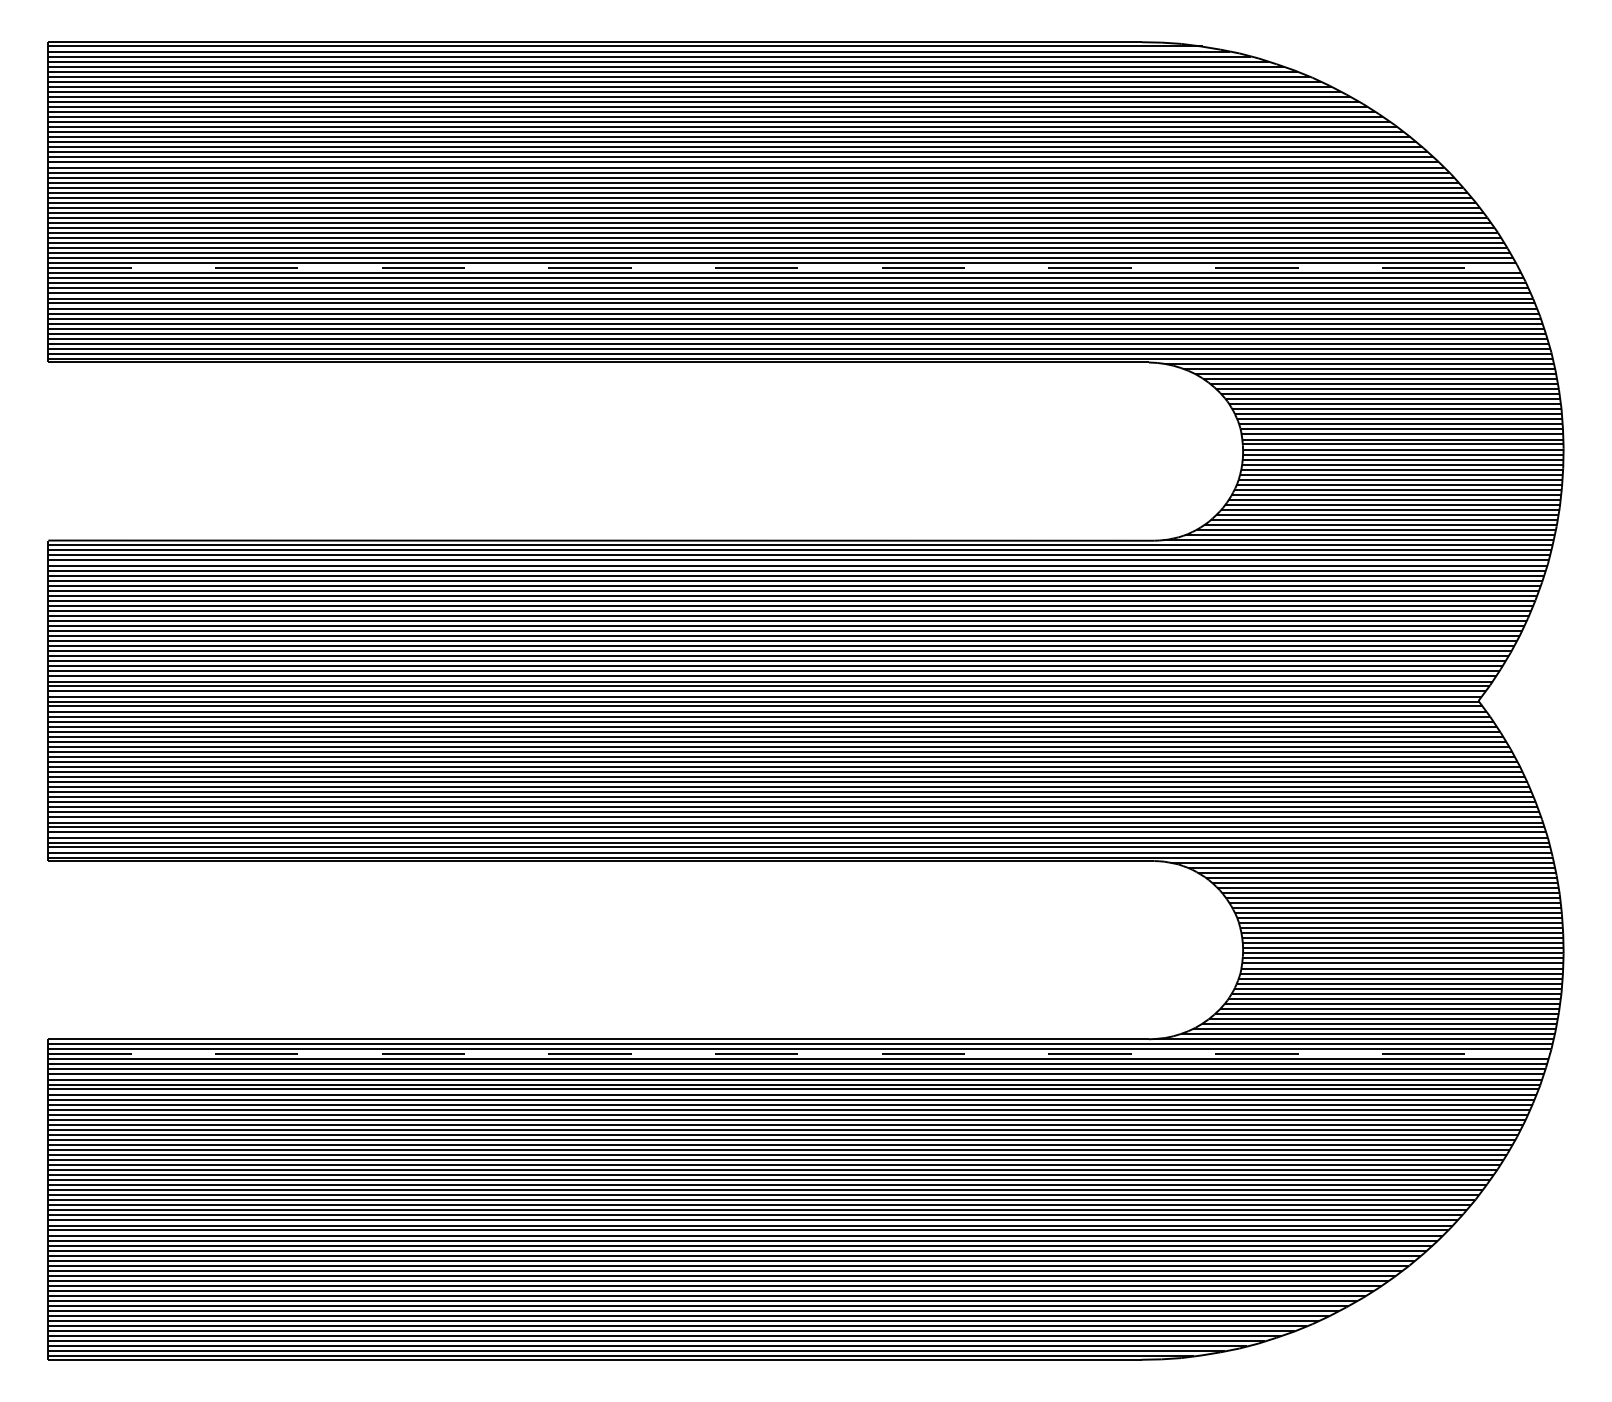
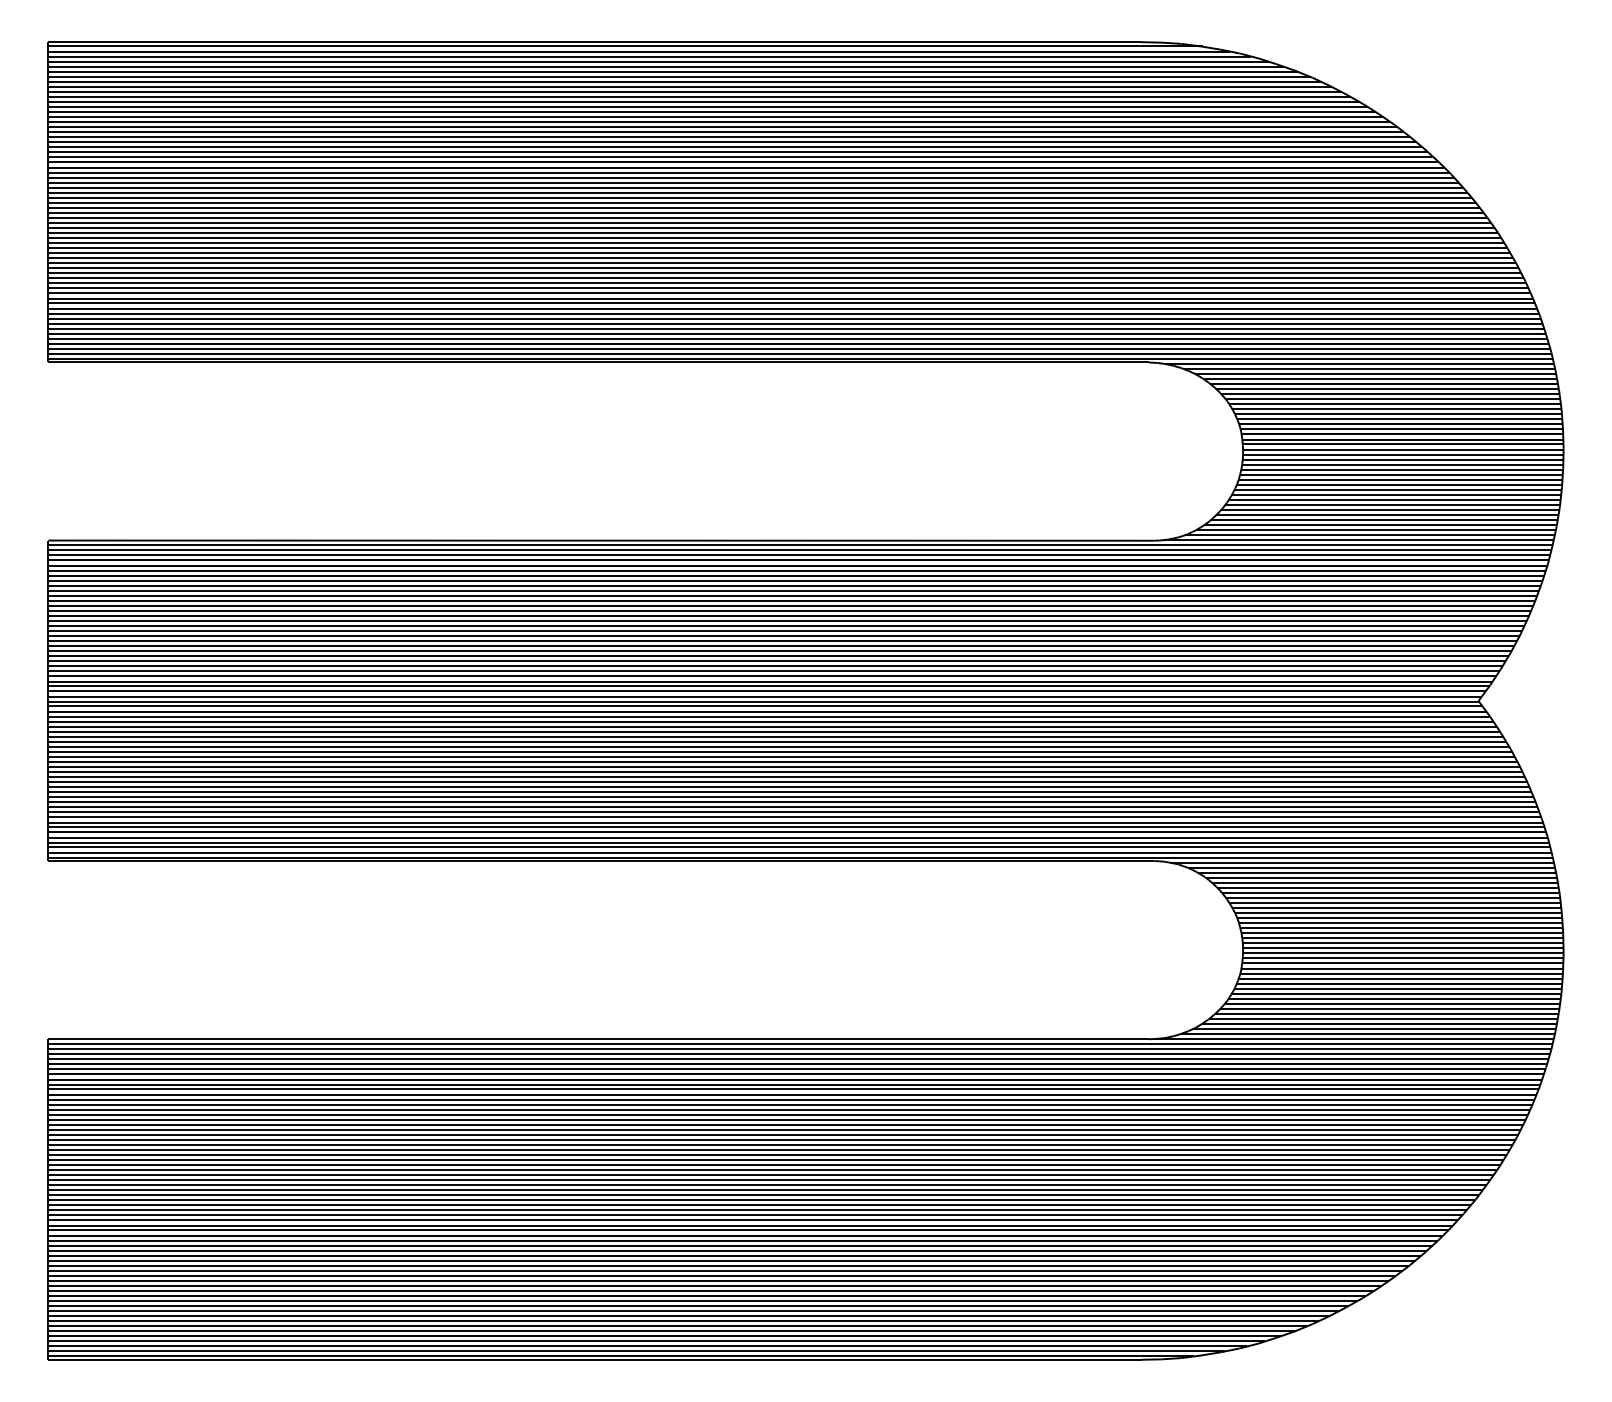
line: dashed -> solid (784, 268)
line: dashed -> solid (799, 1054)
